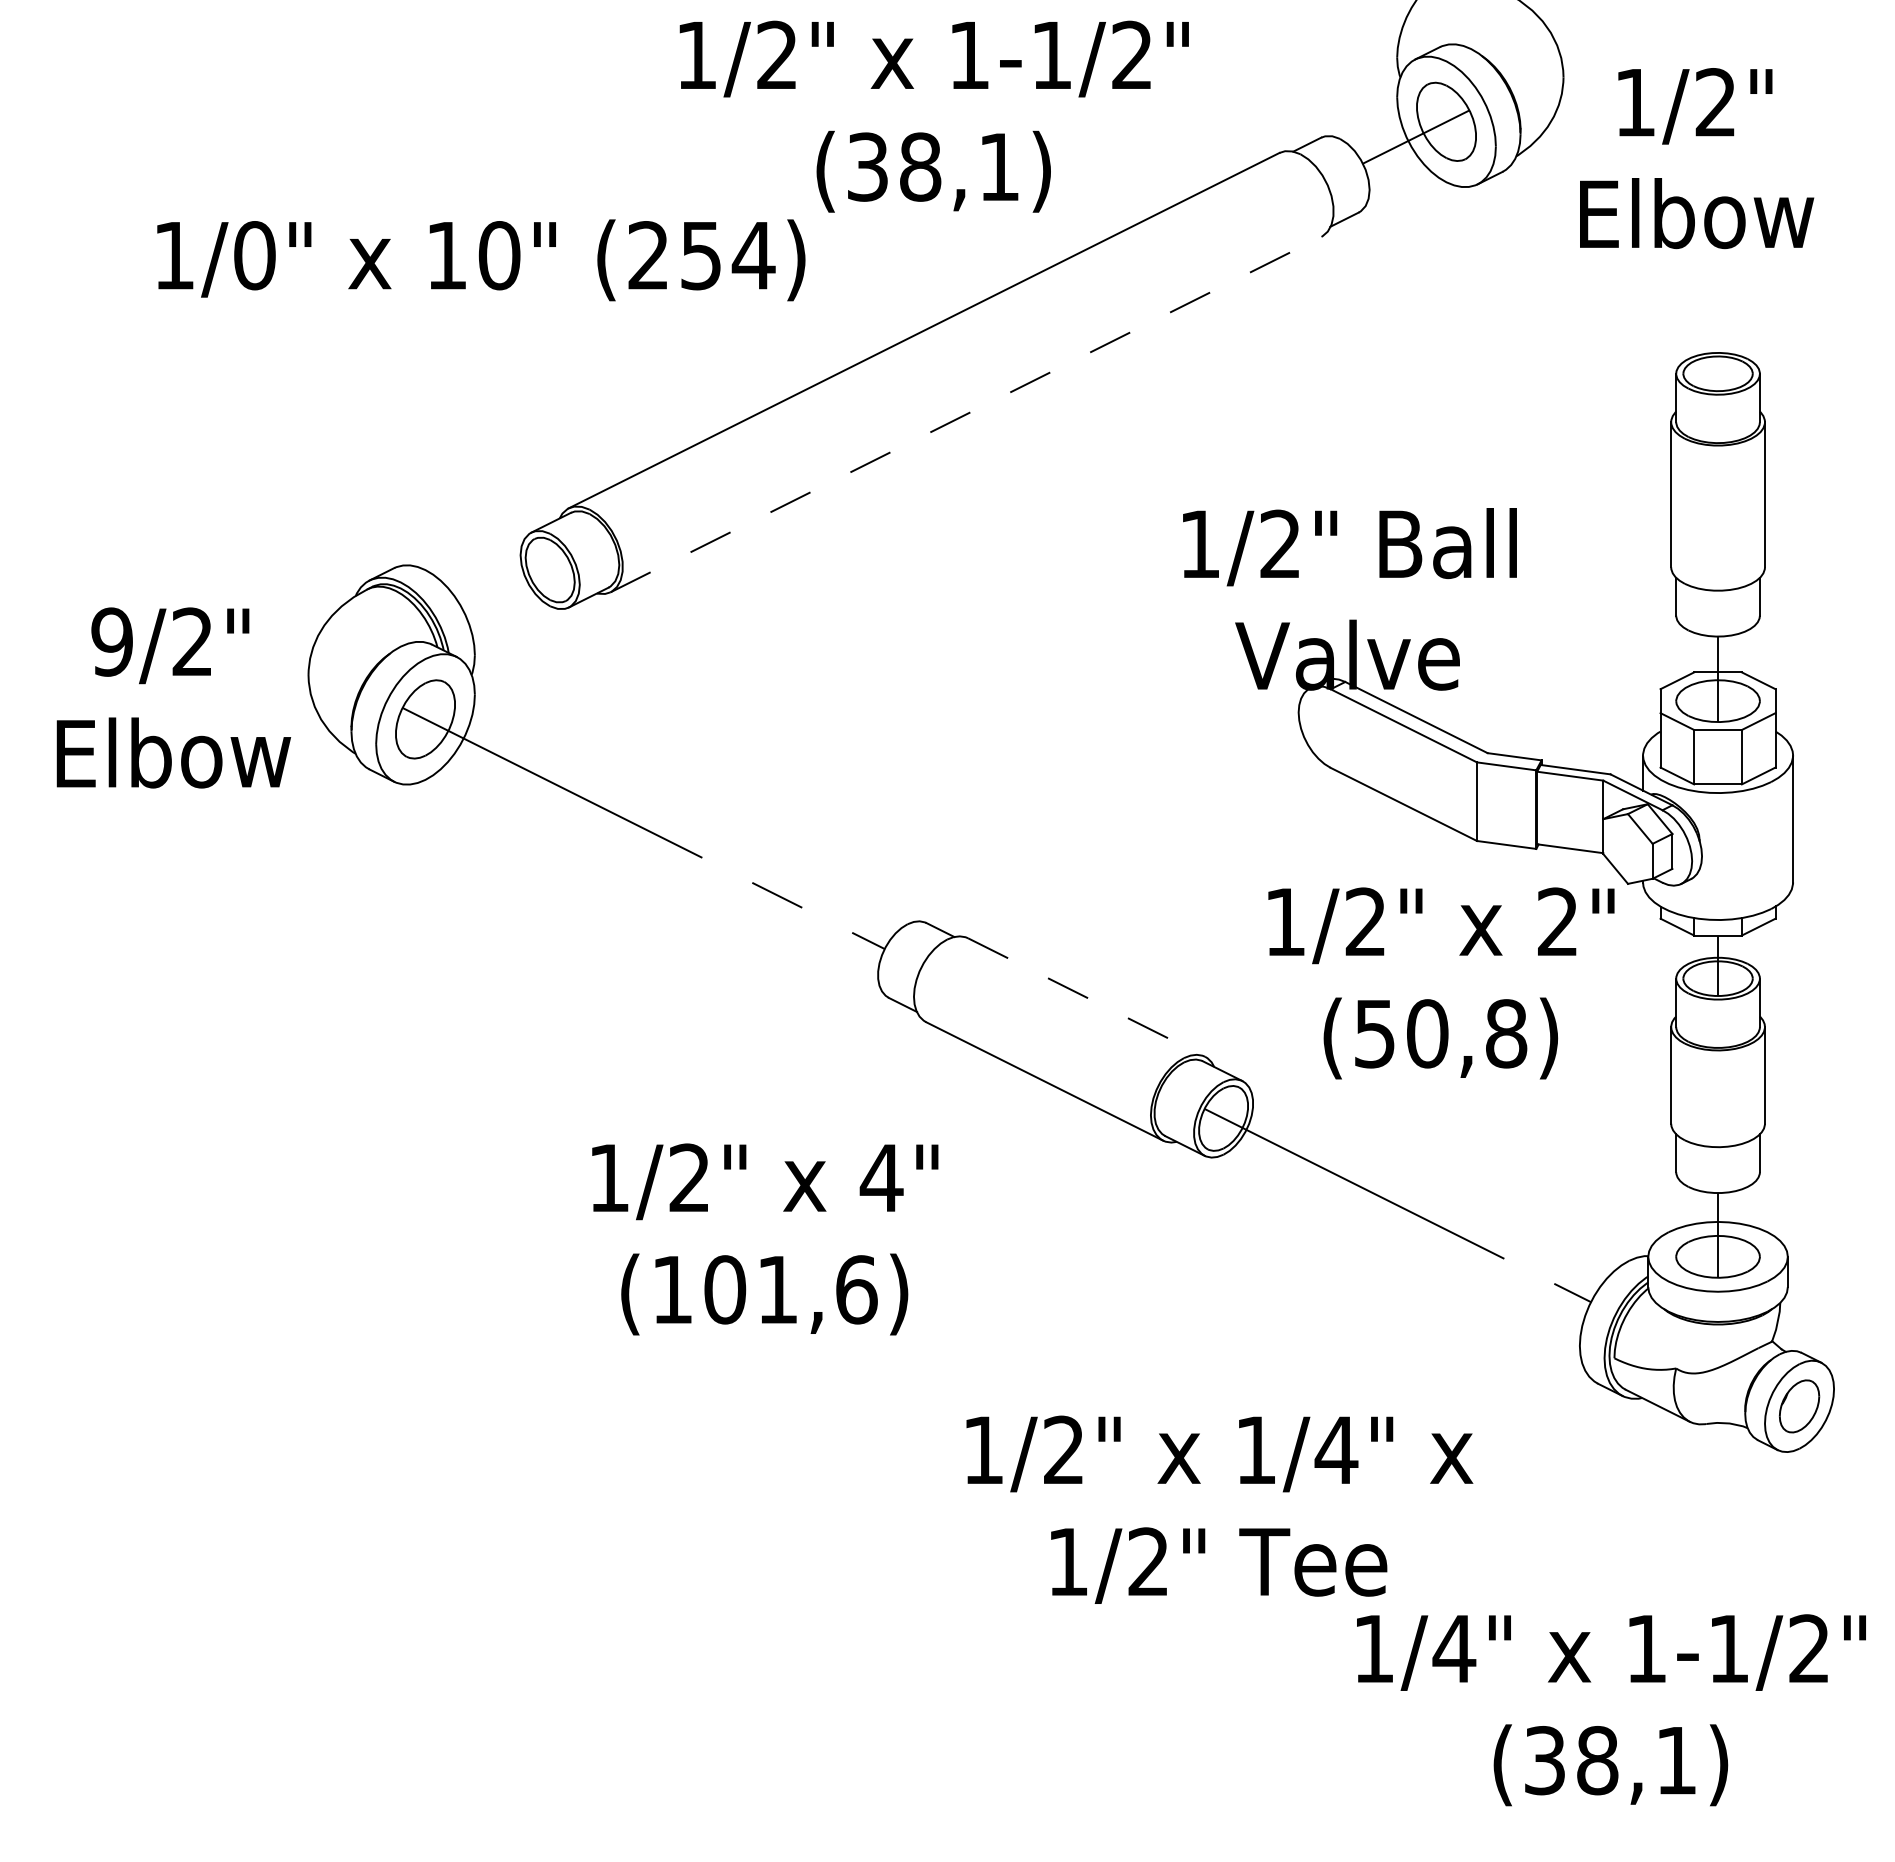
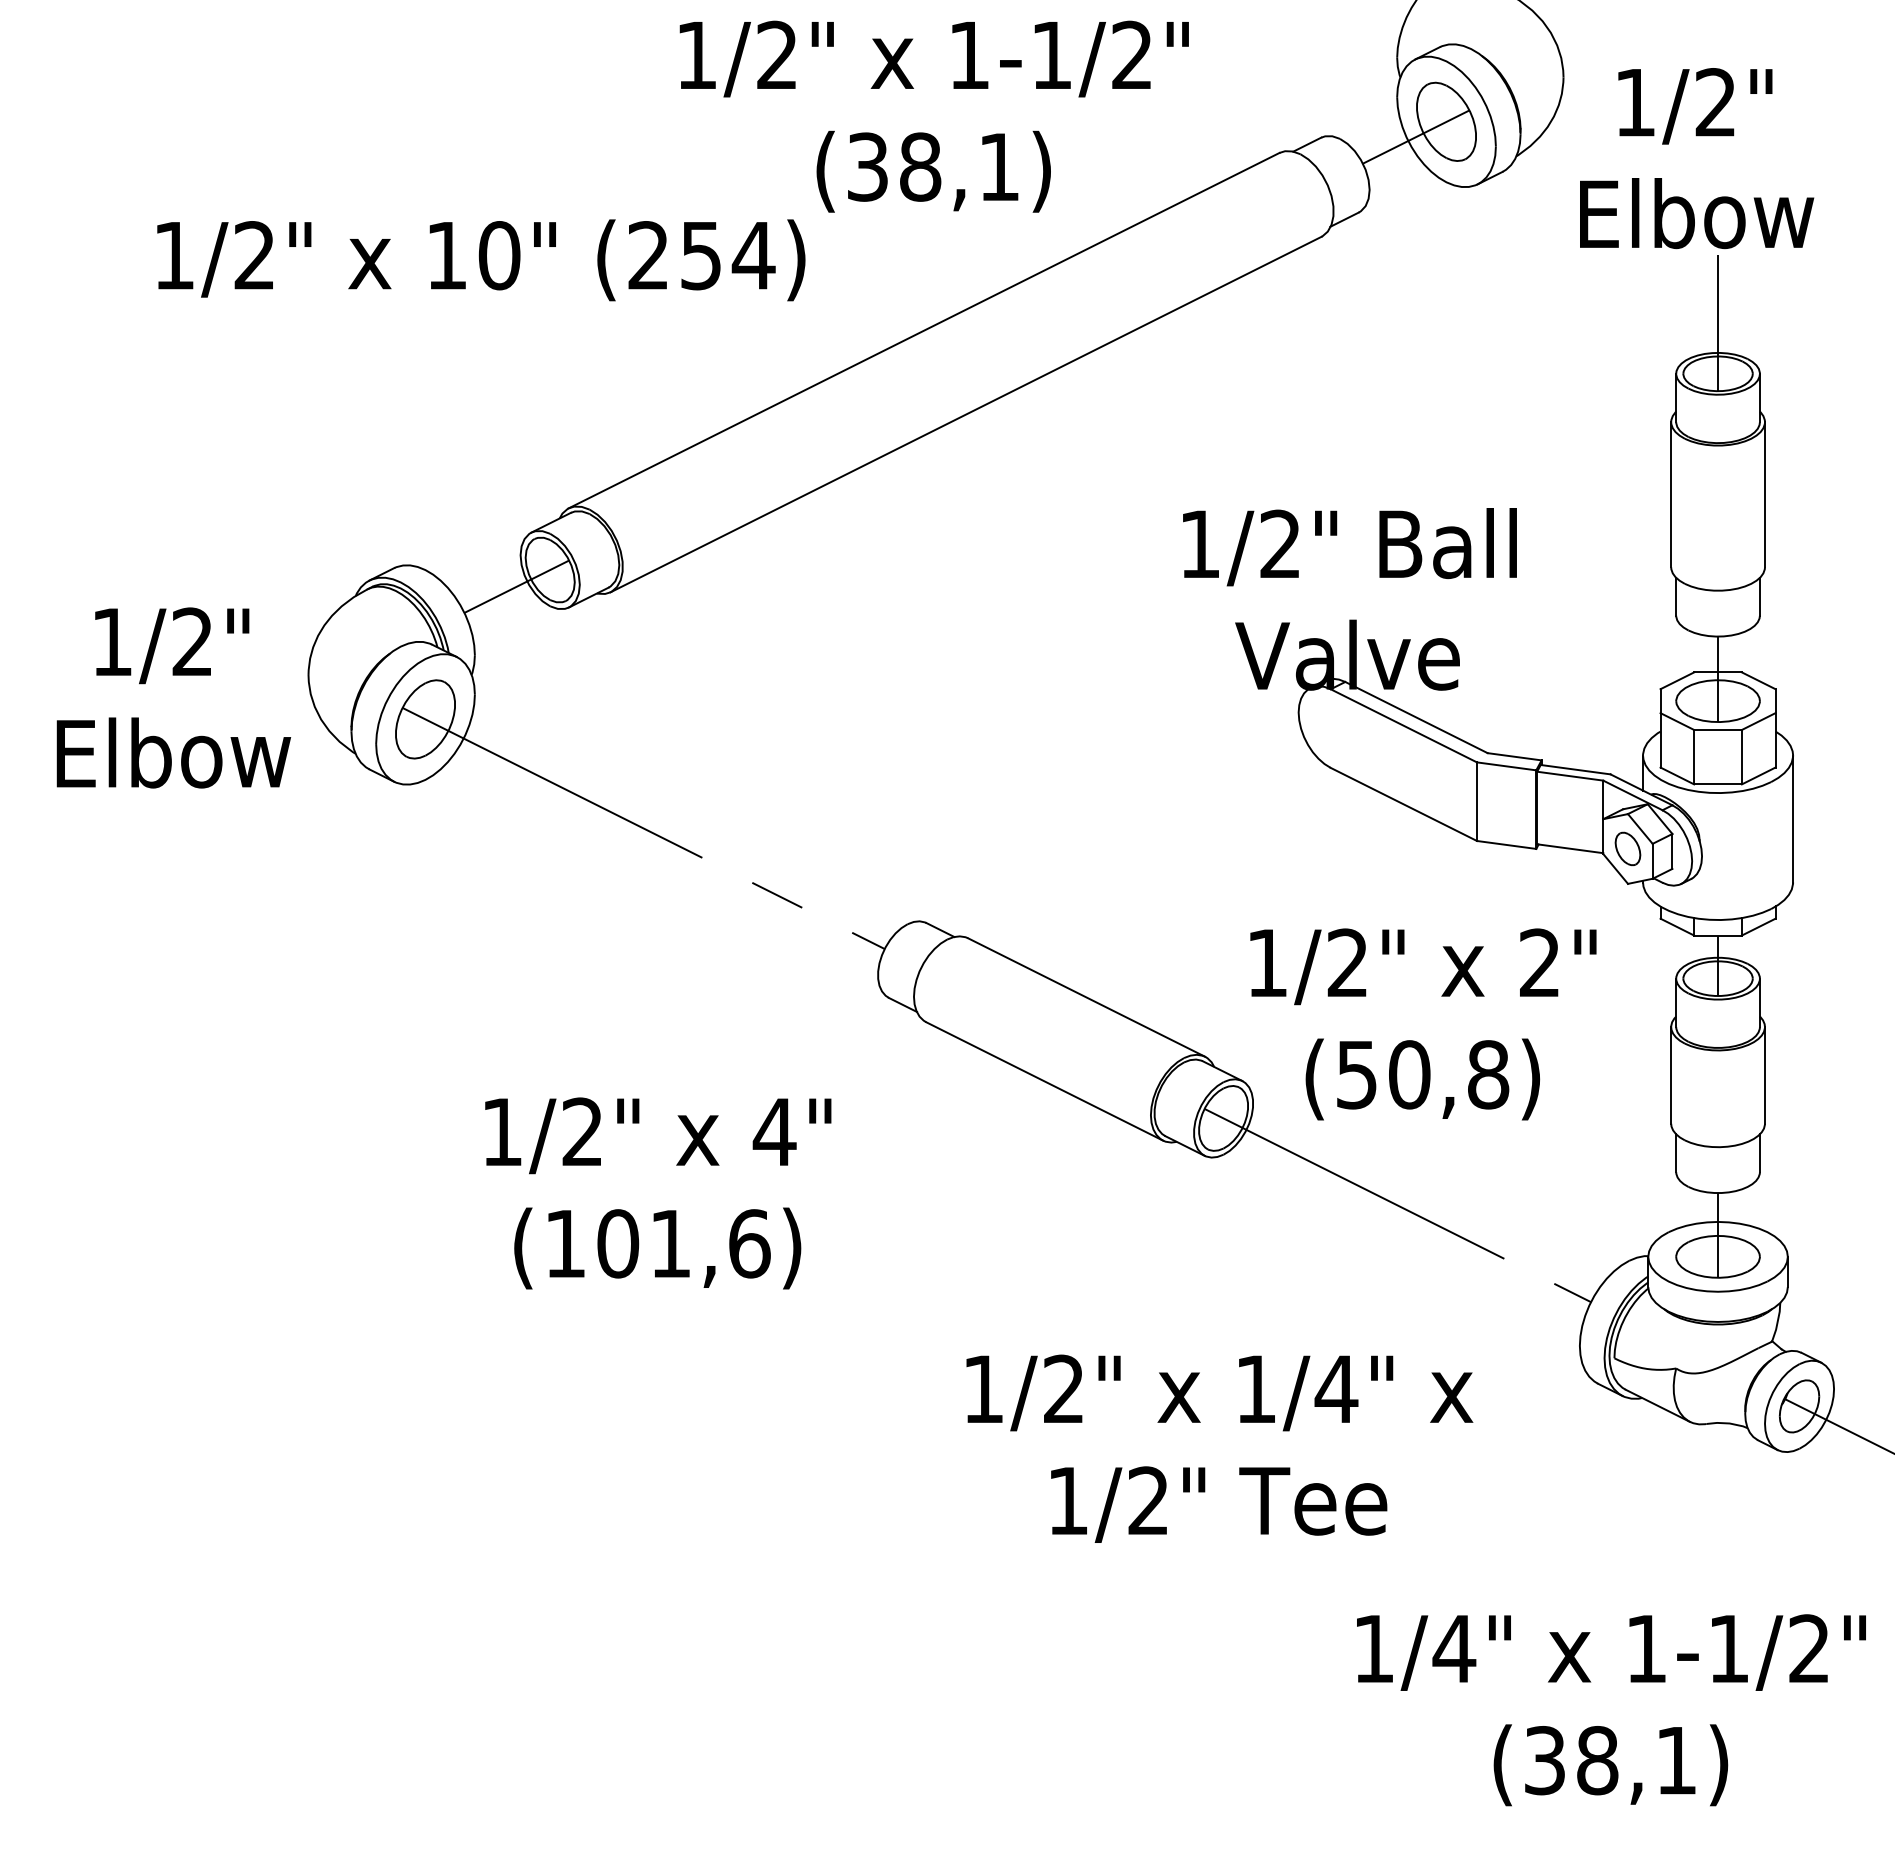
text: 1/0" -> 1/2" (254, 255)
line: none -> present (1718, 323)
line: dashed -> solid (966, 414)
line: none -> present (516, 586)
text: 9/2" -> 1/2" (111, 641)
part: none -> present (1627, 848)
text position: (1441, 983) -> (1423, 1024) (1423, 1024)
line: dashed -> solid (1087, 997)
text position: (765, 1239) -> (658, 1193) (658, 1193)
line: none -> present (1837, 1425)
text position: (1219, 1509) -> (1219, 1448) (1219, 1448)
